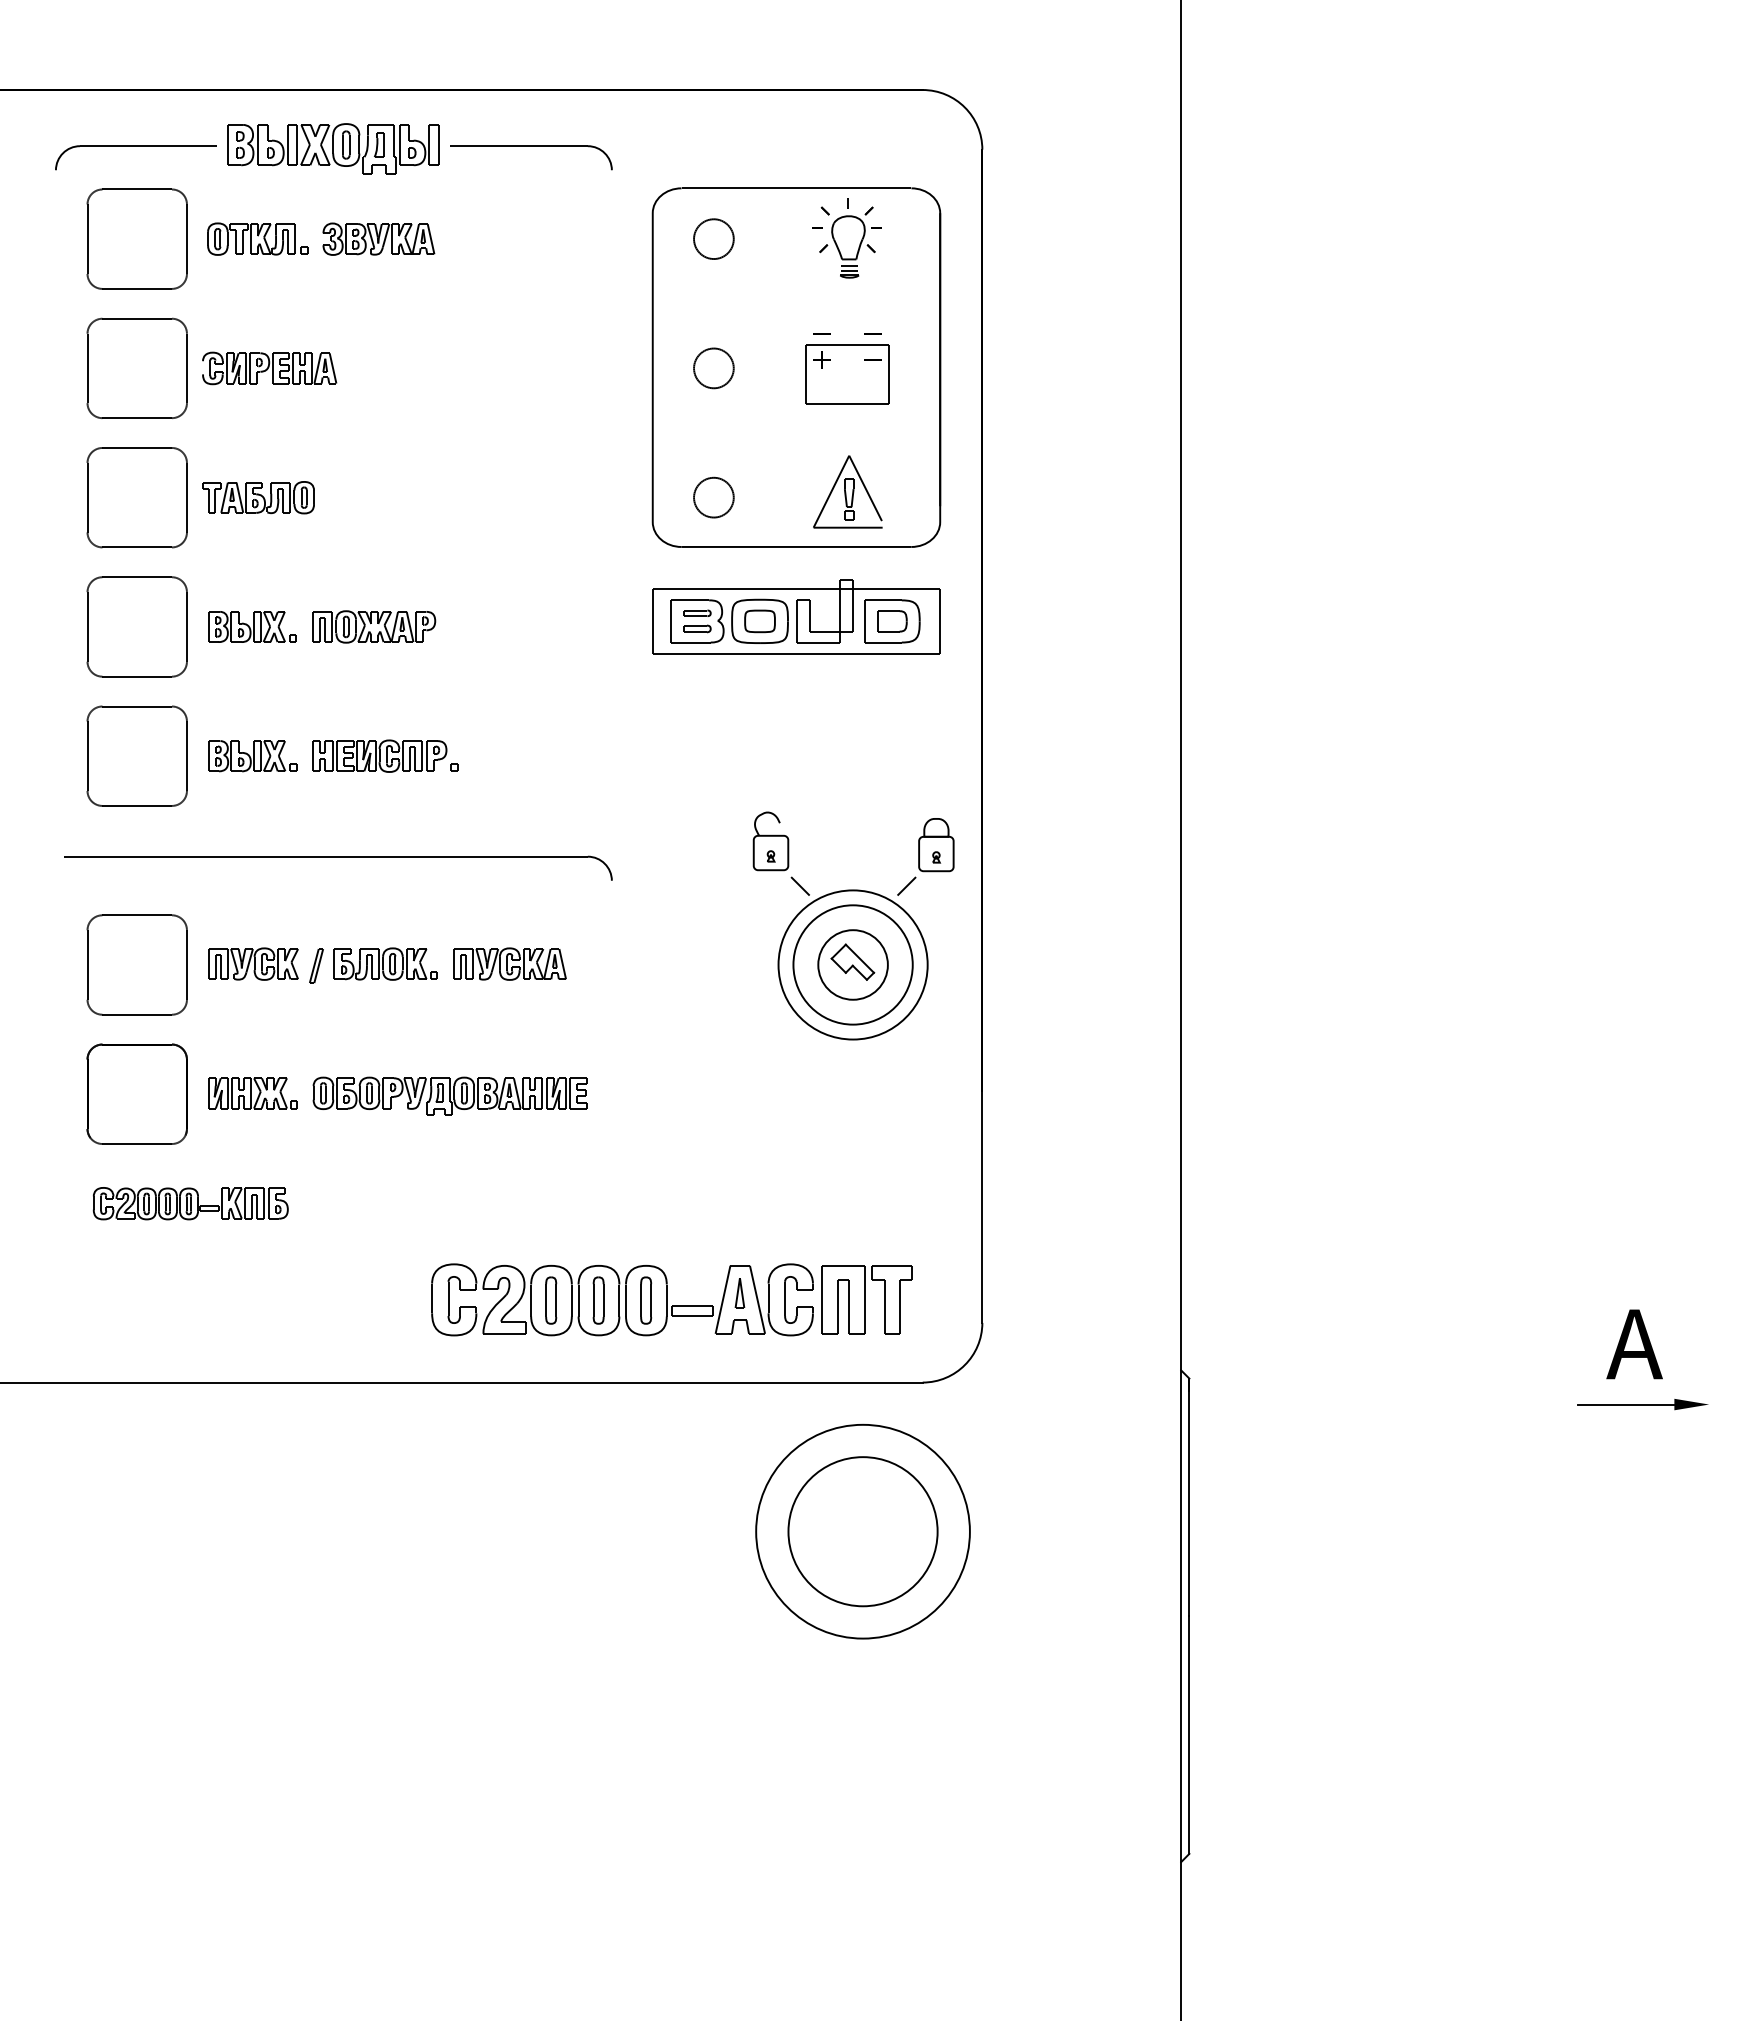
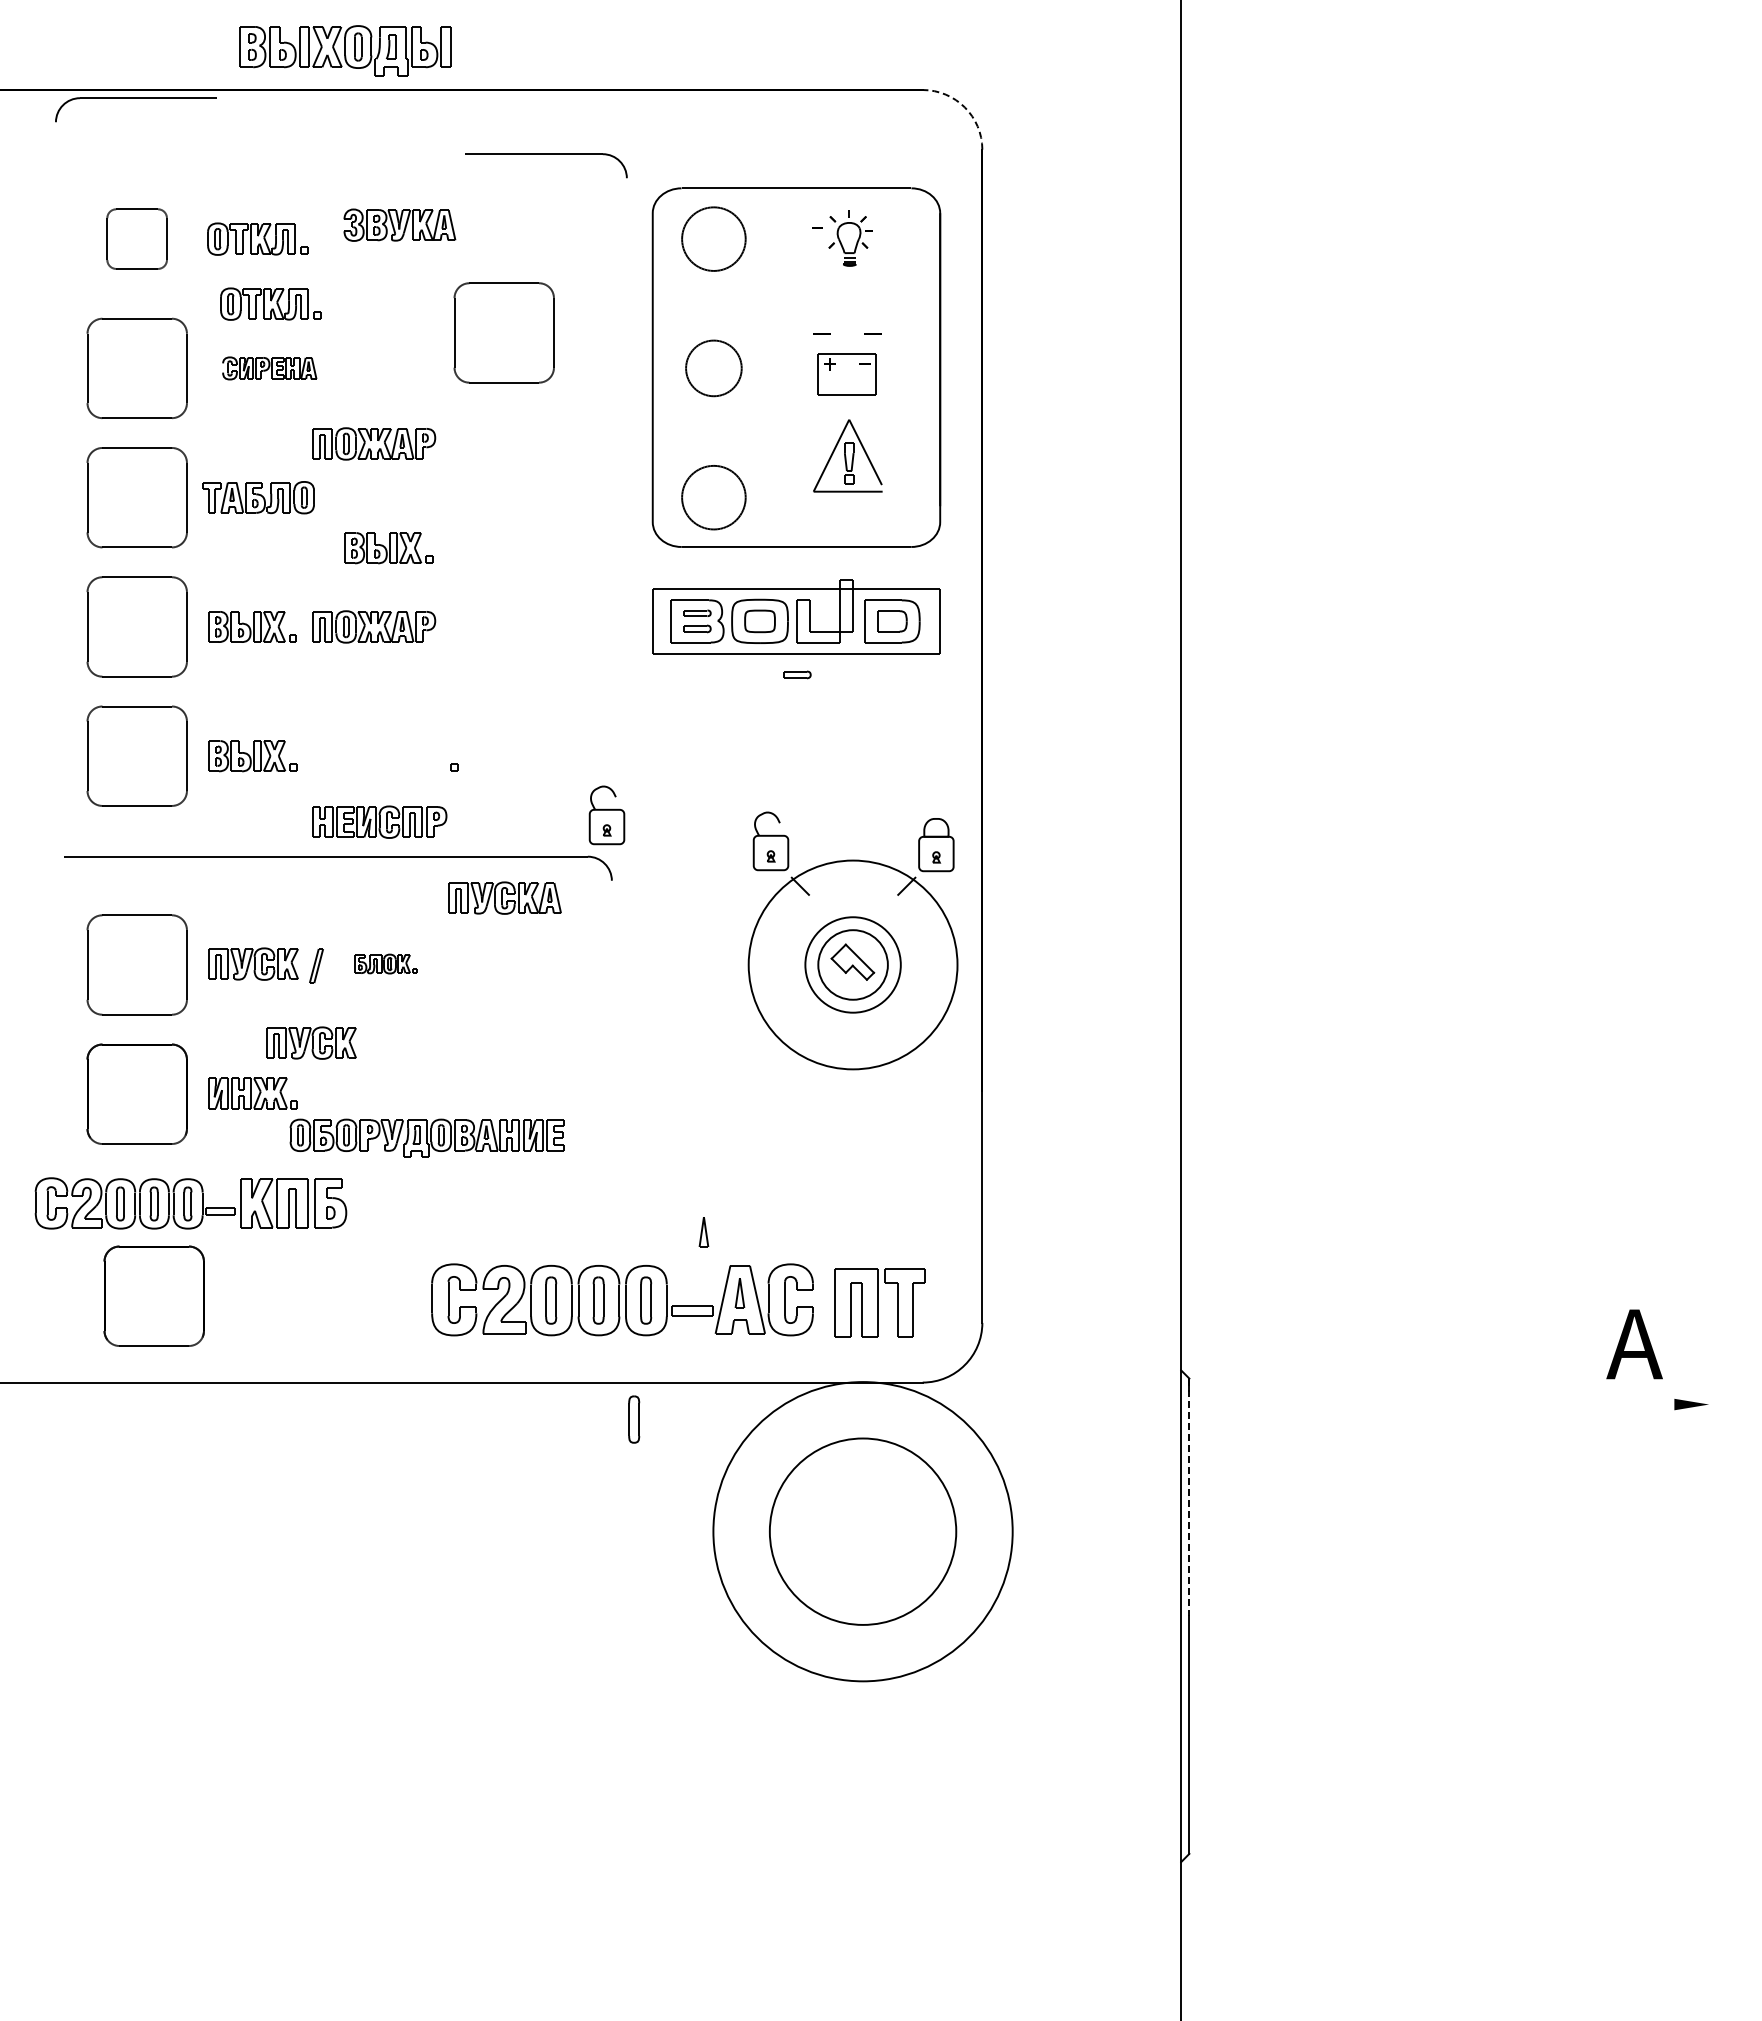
arc: solid -> dashed (964, 107)
part position: (135, 146) -> (135, 98) (135, 98)
part position: (531, 146) -> (546, 154) (546, 154)
part position: (333, 148) -> (345, 50) (345, 50)
part size: 102x102 px -> 62x62 px (136, 238)
part position: (378, 238) -> (399, 224) (399, 224)
part size: 63x81 px -> 45x57 px (850, 238)
circle diameter: 40 px -> 64 px (713, 238)
part: none -> present (270, 303)
part: none -> present (503, 332)
part size: 136x35 px -> 96x25 px (269, 368)
circle diameter: 40 px -> 56 px (713, 368)
part size: 85x61 px -> 60x43 px (846, 374)
part: none -> present (374, 443)
part position: (847, 491) -> (847, 455) (847, 455)
circle diameter: 40 px -> 64 px (713, 497)
part: none -> present (388, 548)
part: none -> present (797, 674)
part position: (379, 755) -> (379, 821) (379, 821)
part: none -> present (606, 815)
part size: 105x34 px -> 64x22 px (385, 963)
part position: (509, 963) -> (504, 897) (504, 897)
circle diameter: 119 px -> 95 px (852, 964)
circle diameter: 149 px -> 209 px (852, 964)
part: none -> present (311, 1042)
part position: (449, 1095) -> (426, 1137) (426, 1137)
part size: 197x34 px -> 314x53 px (190, 1203)
part: none -> present (703, 1232)
part: none -> present (153, 1295)
part position: (866, 1299) -> (879, 1302) (879, 1302)
line: present -> none (1626, 1404)
part: none -> present (634, 1419)
line: solid -> dashed (1189, 1497)
circle diameter: 149 px -> 186 px (862, 1531)
circle diameter: 214 px -> 299 px (862, 1531)
